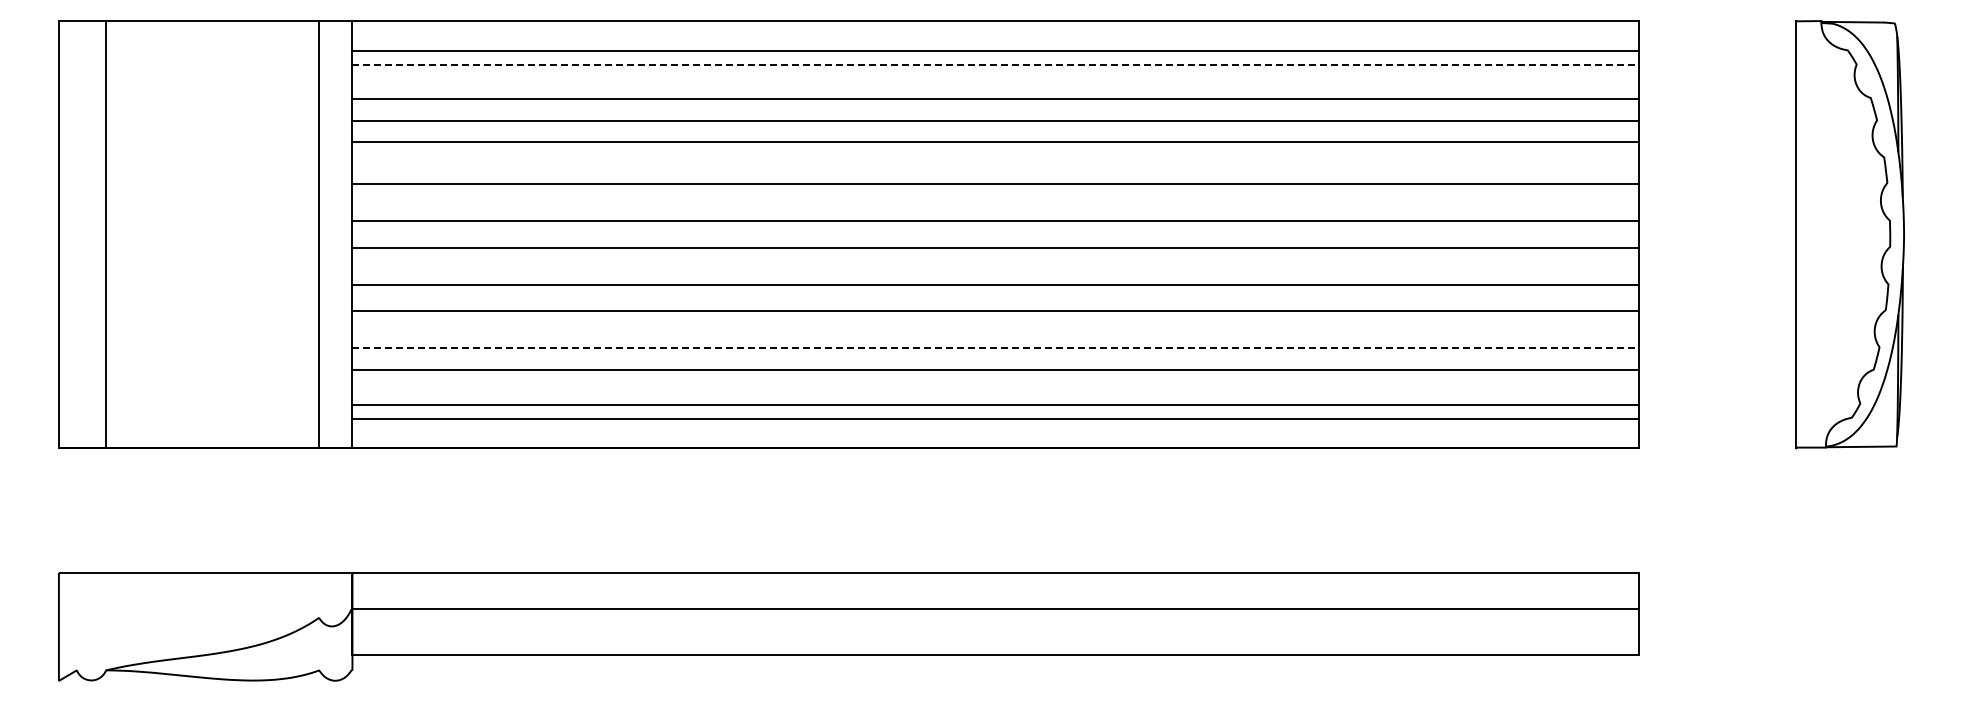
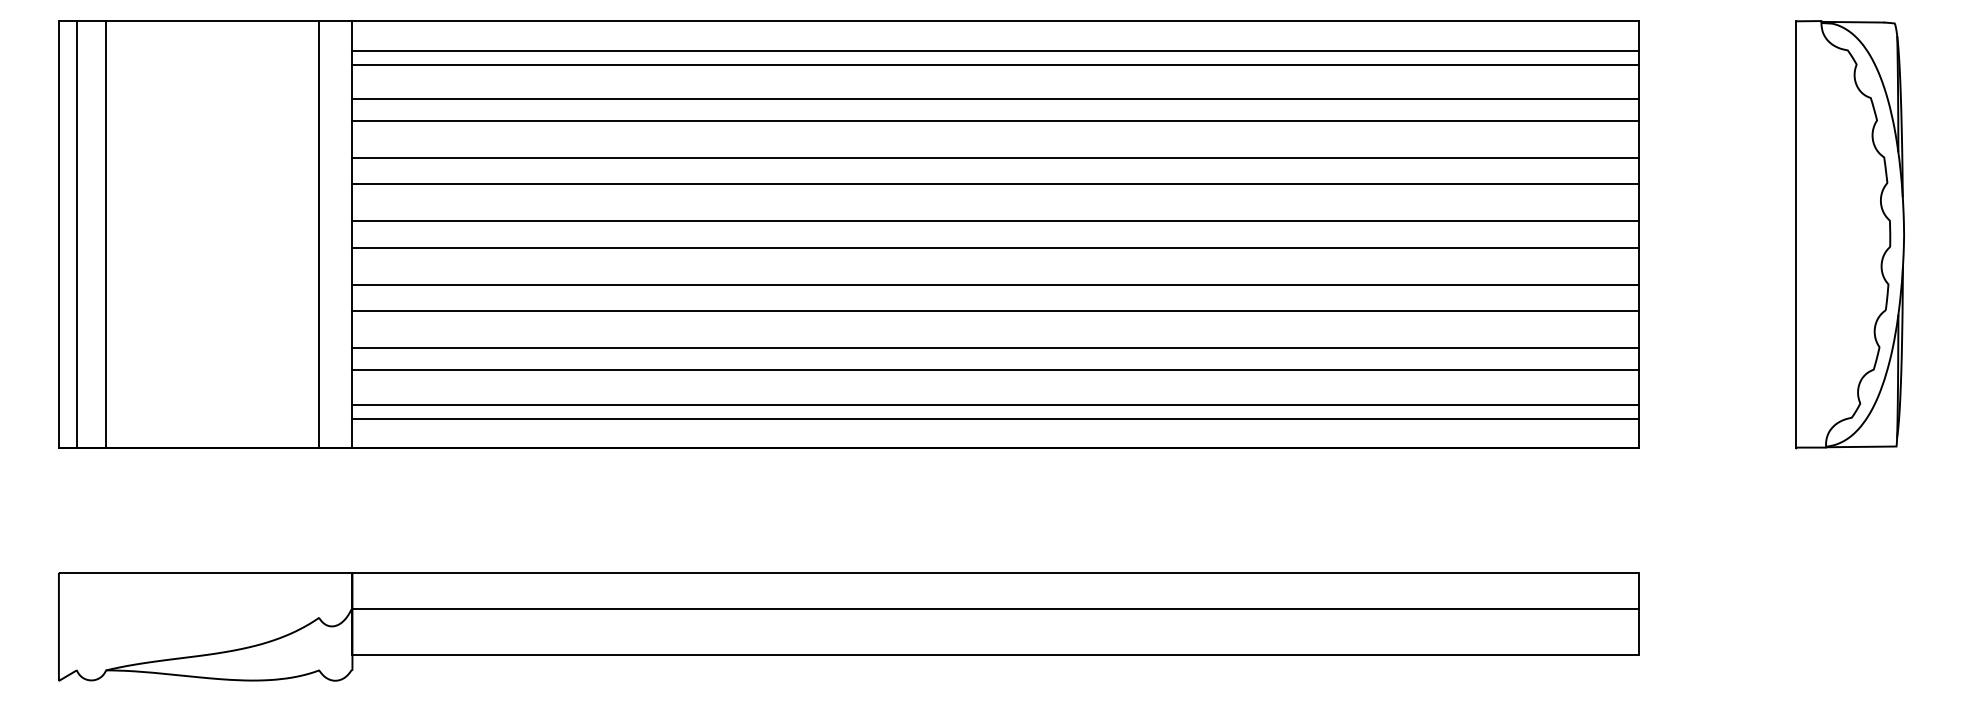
line: dashed -> solid (996, 64)
line position: (995, 142) -> (995, 158) (995, 158)
line: none -> present (76, 234)
line: dashed -> solid (996, 348)
